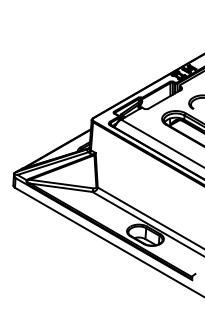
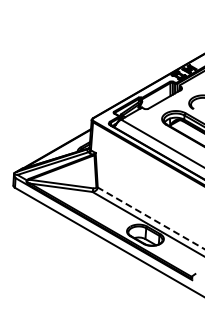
line: solid -> dashed (151, 218)
